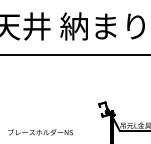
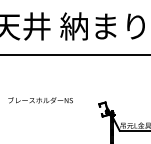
text position: (40, 132) -> (40, 100) (40, 100)
